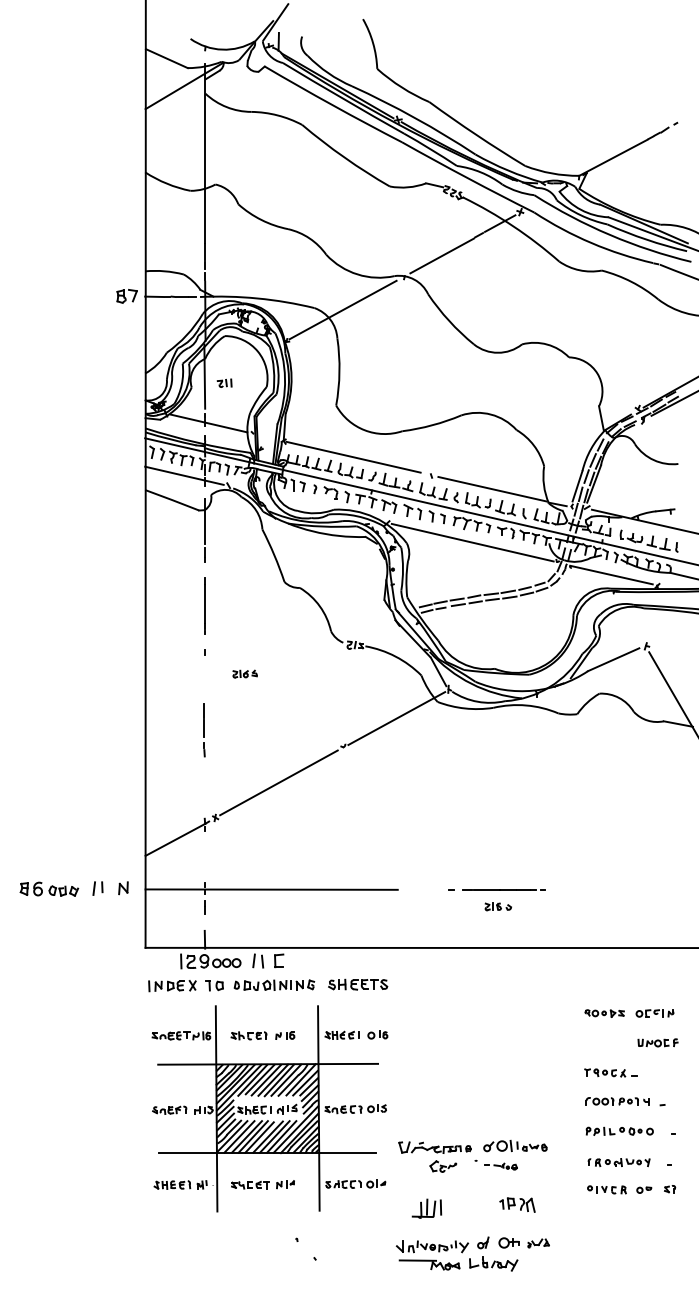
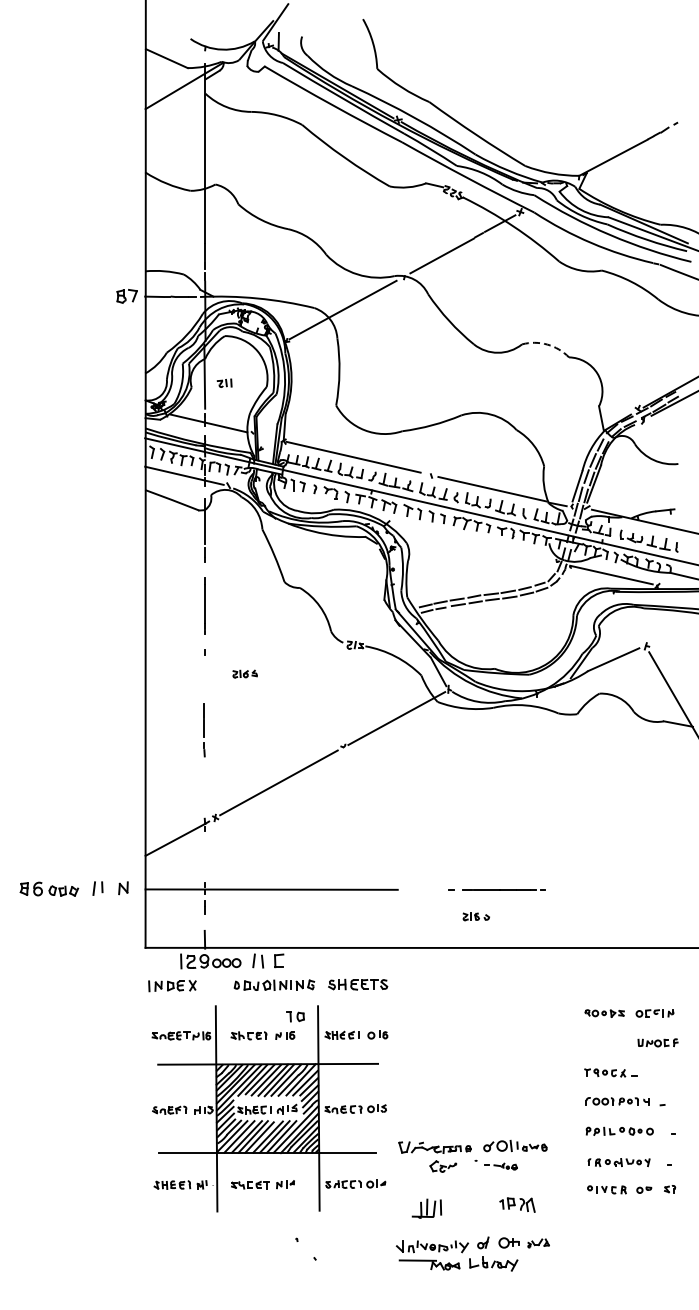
arc: solid -> dashed (547, 344)
line: present -> none (472, 542)
part position: (497, 906) -> (475, 916) (475, 916)
part position: (214, 985) -> (295, 1016) (295, 1016)
